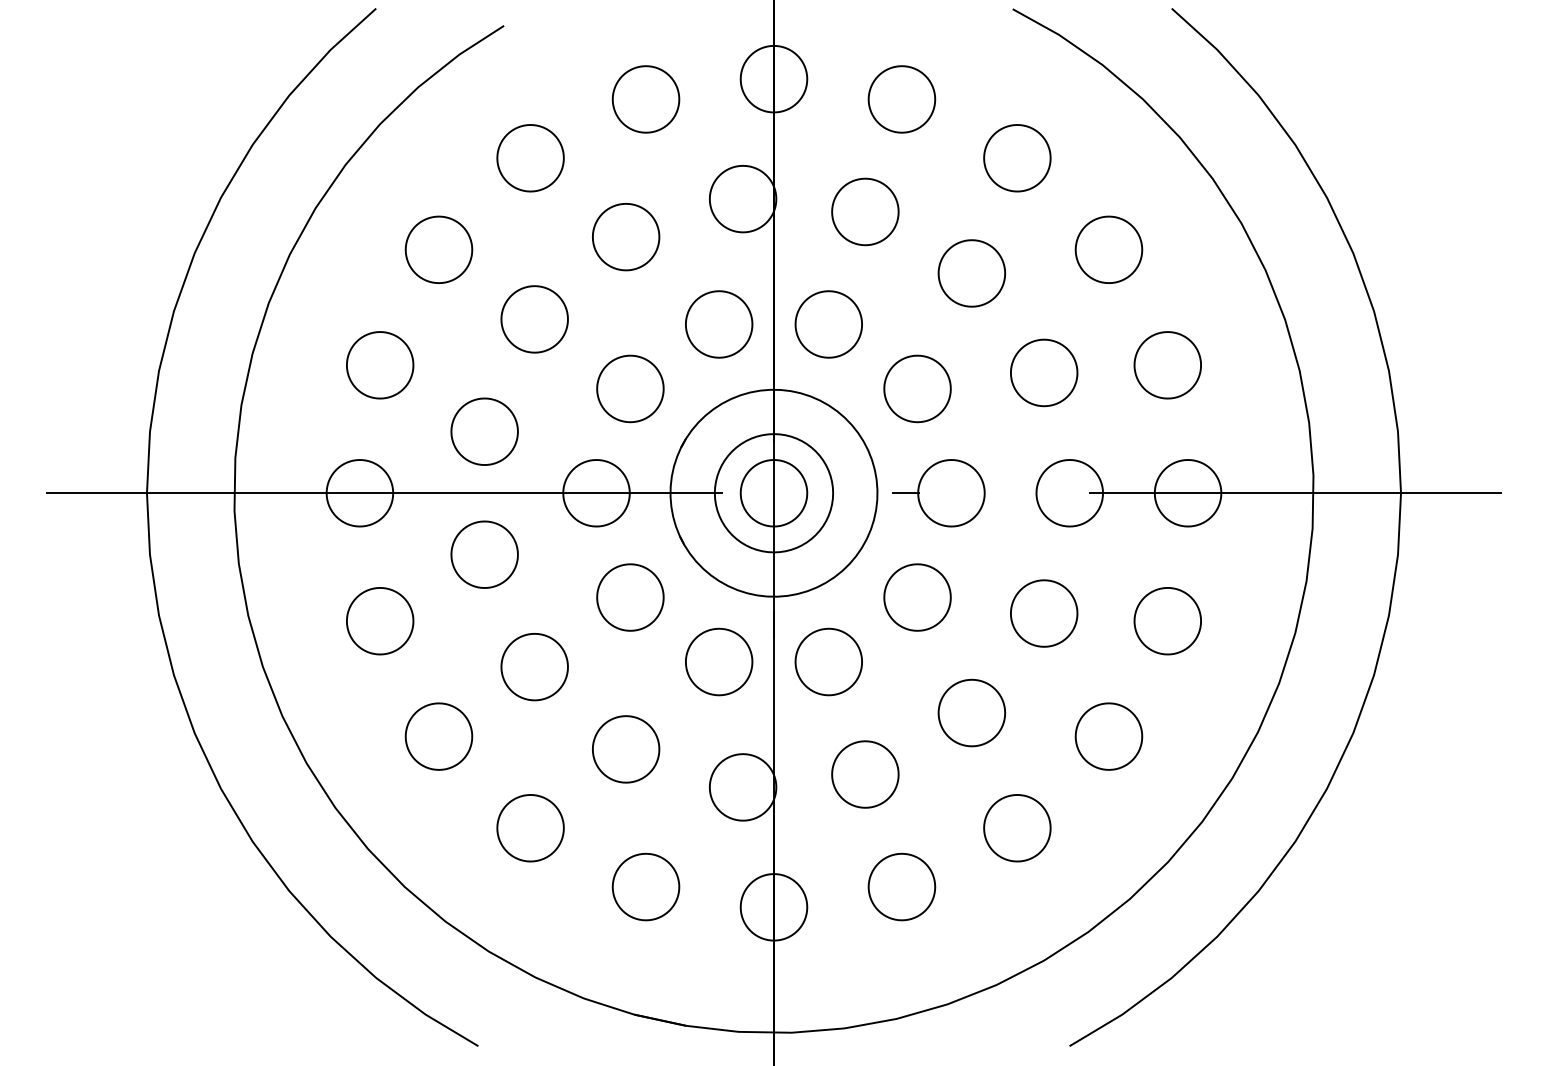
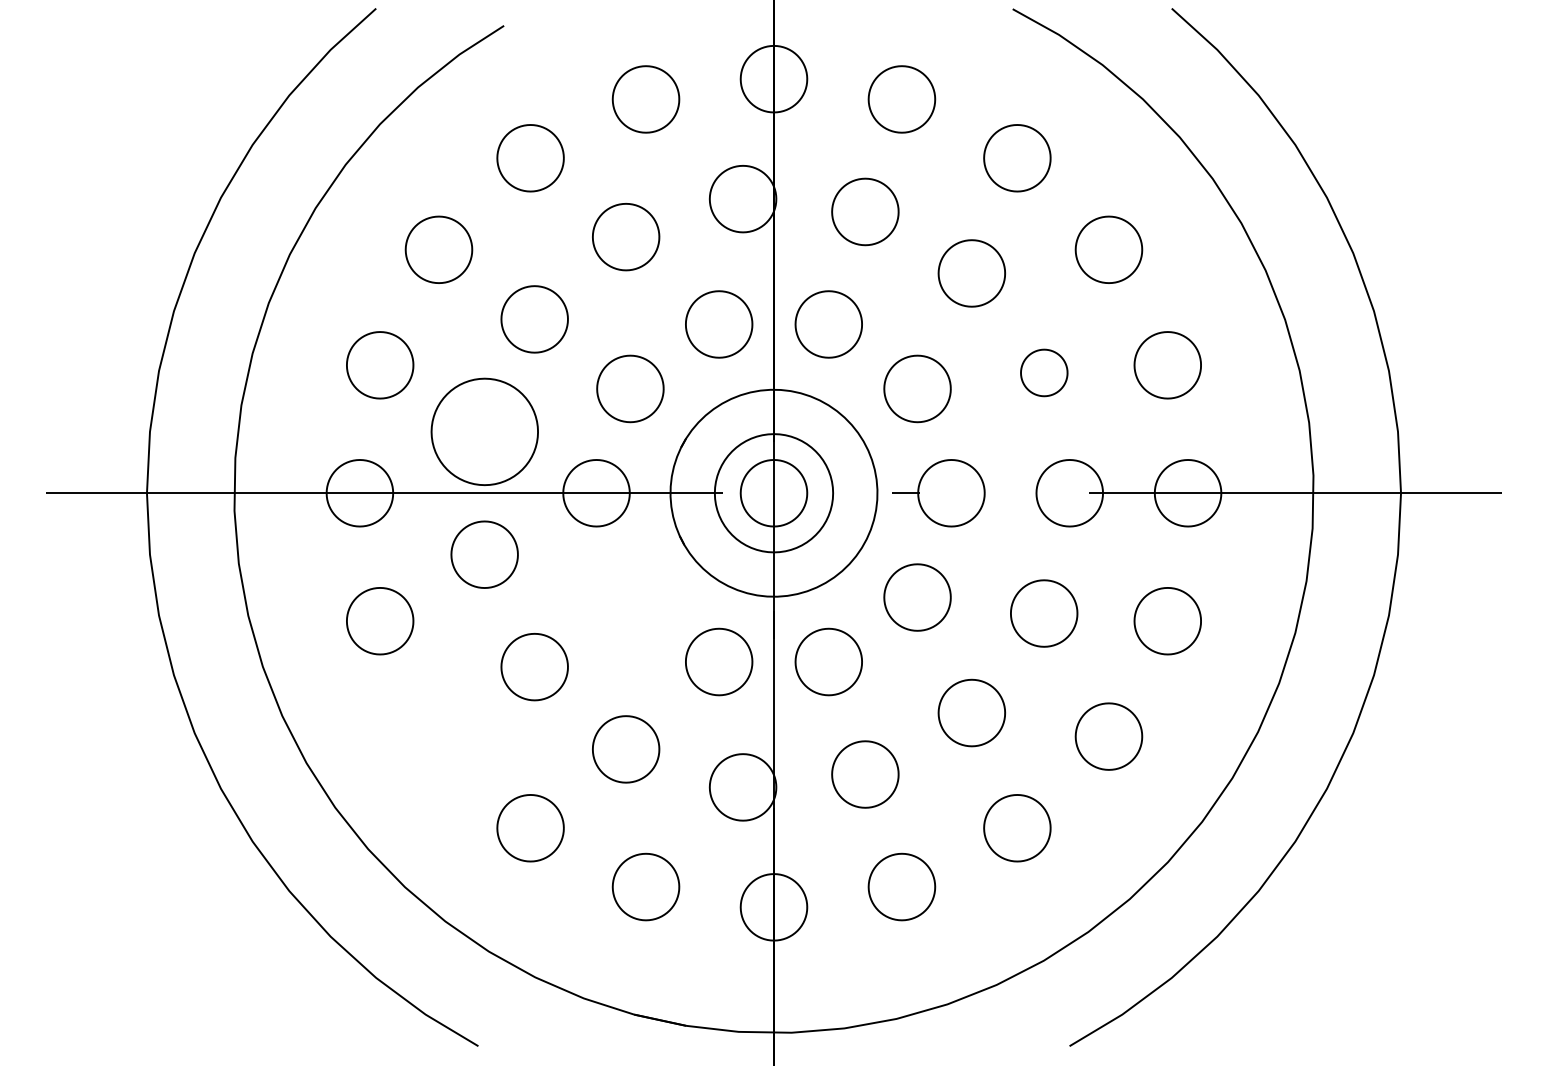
part size: 69x70 px -> 49x50 px (1044, 372)
part size: 69x69 px -> 109x109 px (484, 431)
part: present -> none (630, 597)
part: present -> none (438, 736)
